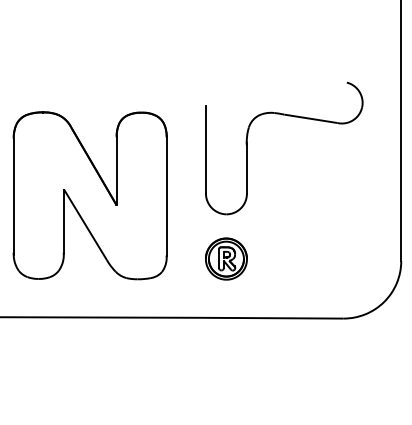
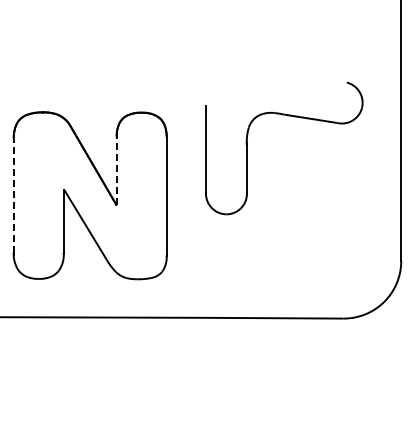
line: solid -> dashed (116, 171)
line: solid -> dashed (13, 196)
part: present -> none (226, 258)
